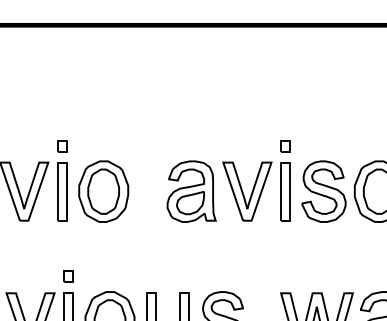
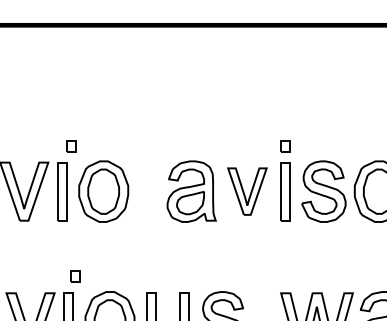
part position: (62, 146) -> (71, 146) (71, 146)
part size: 51x61 px -> 41x49 px (247, 191)
part position: (68, 276) -> (75, 276) (75, 276)
